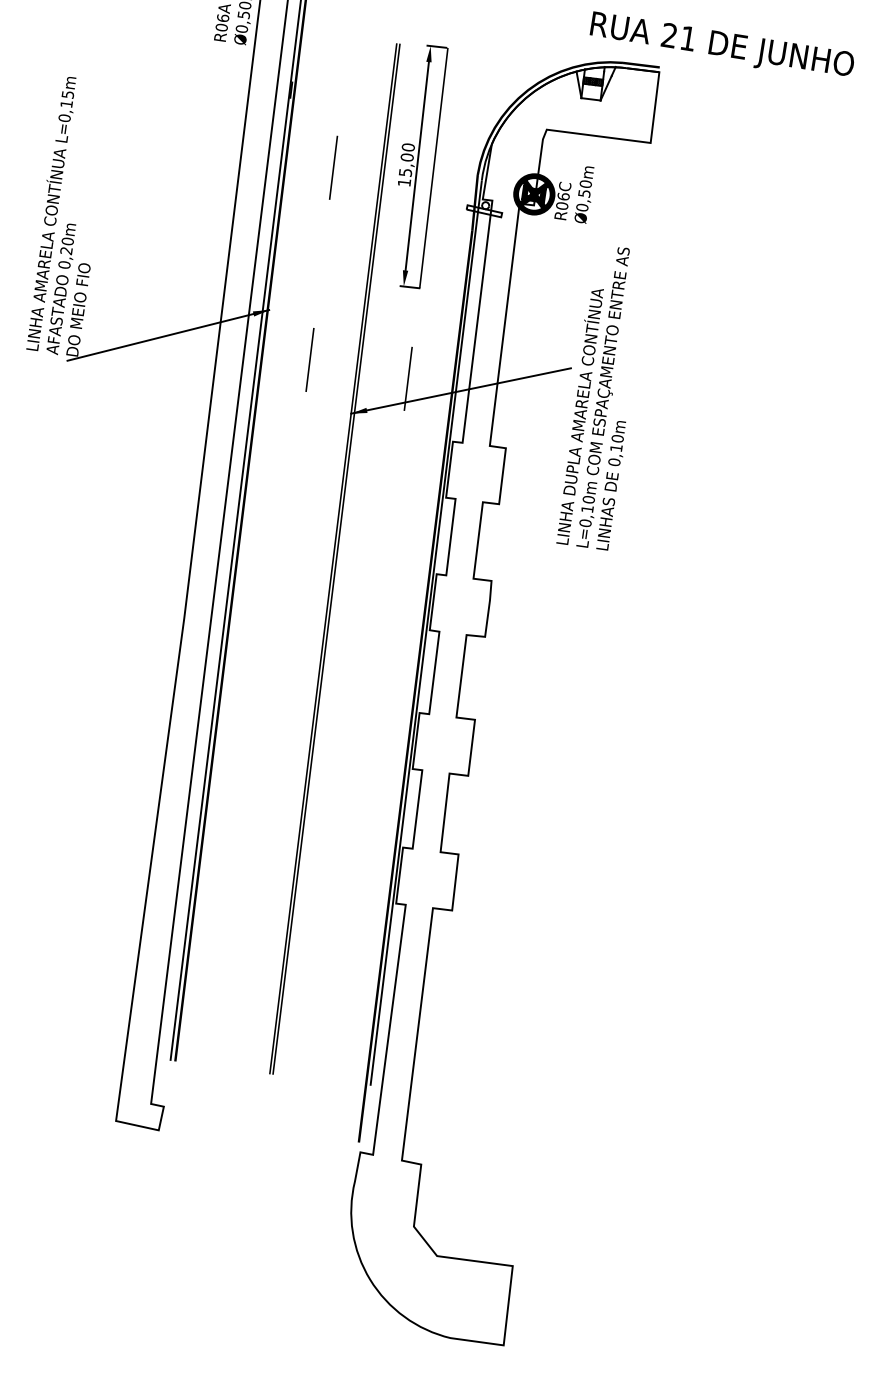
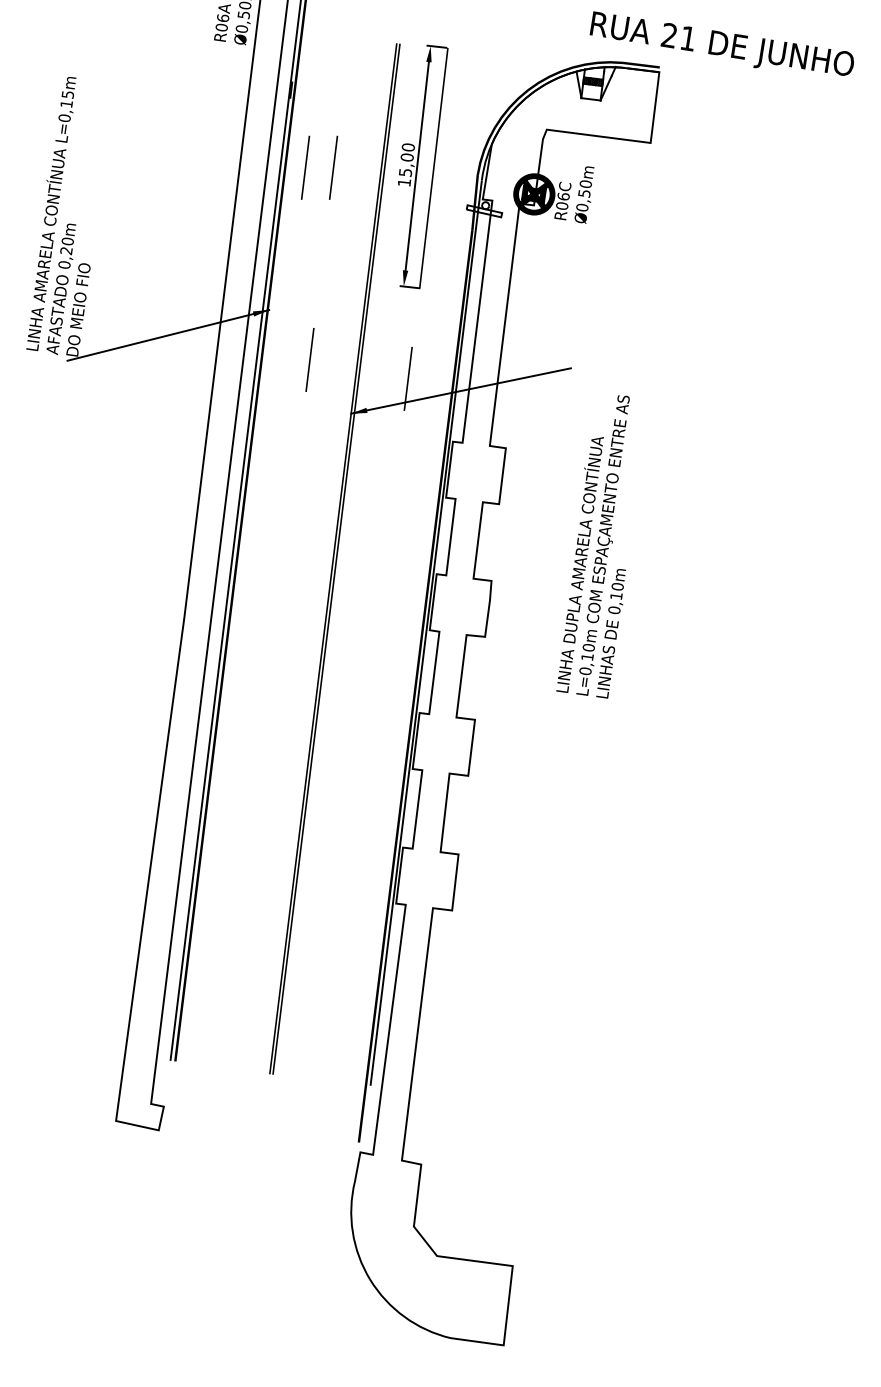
line: none -> present (305, 167)
text position: (592, 398) -> (592, 546) (592, 546)
